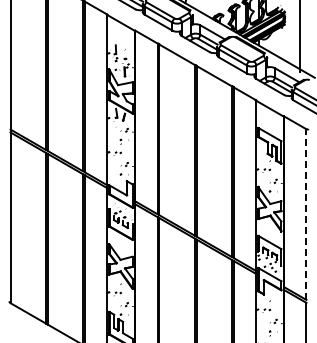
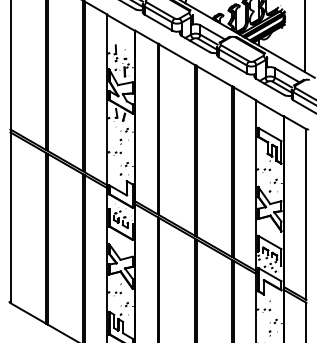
line position: (300, 37) -> (305, 37) (305, 37)
line: dashed -> solid (306, 214)
